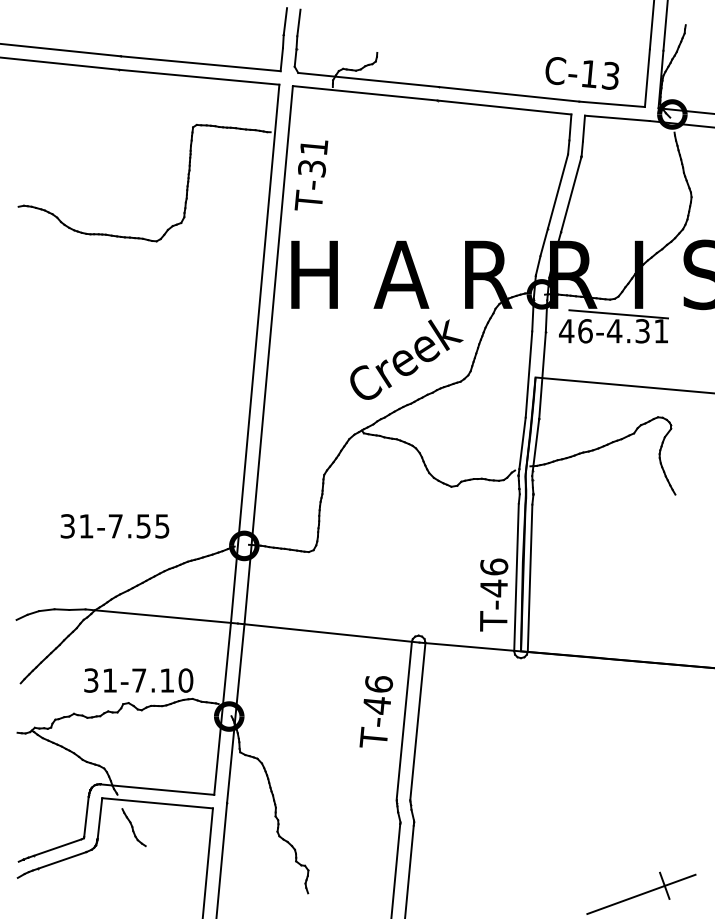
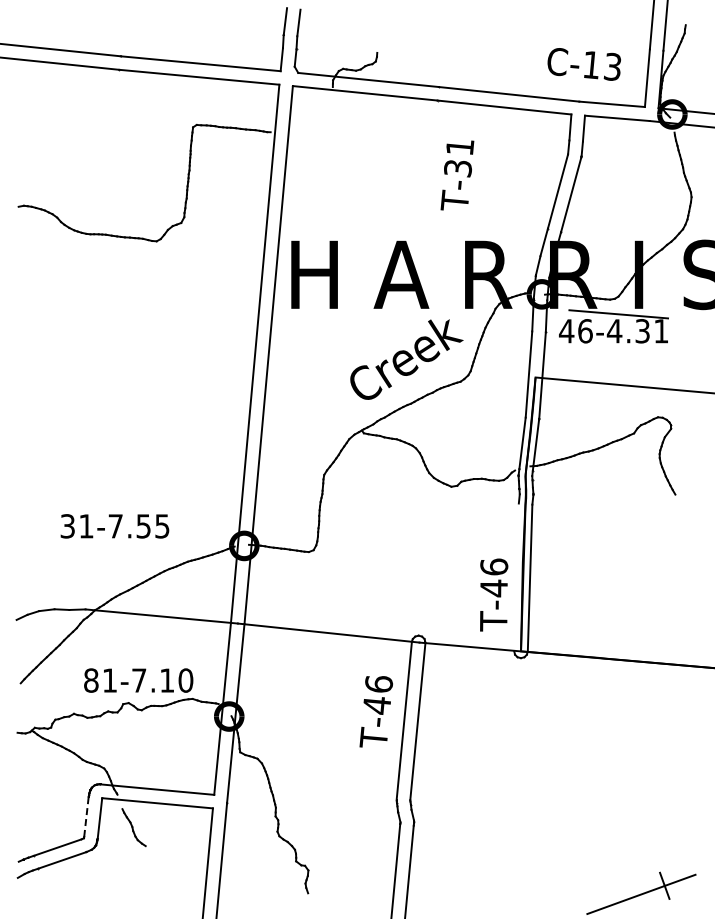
text position: (581, 73) -> (583, 64) (583, 64)
text position: (311, 175) -> (457, 175) (457, 175)
line: present -> none (516, 577)
text: 31-7.10 -> 81-7.10 (91, 680)
line: solid -> dashed (86, 816)
